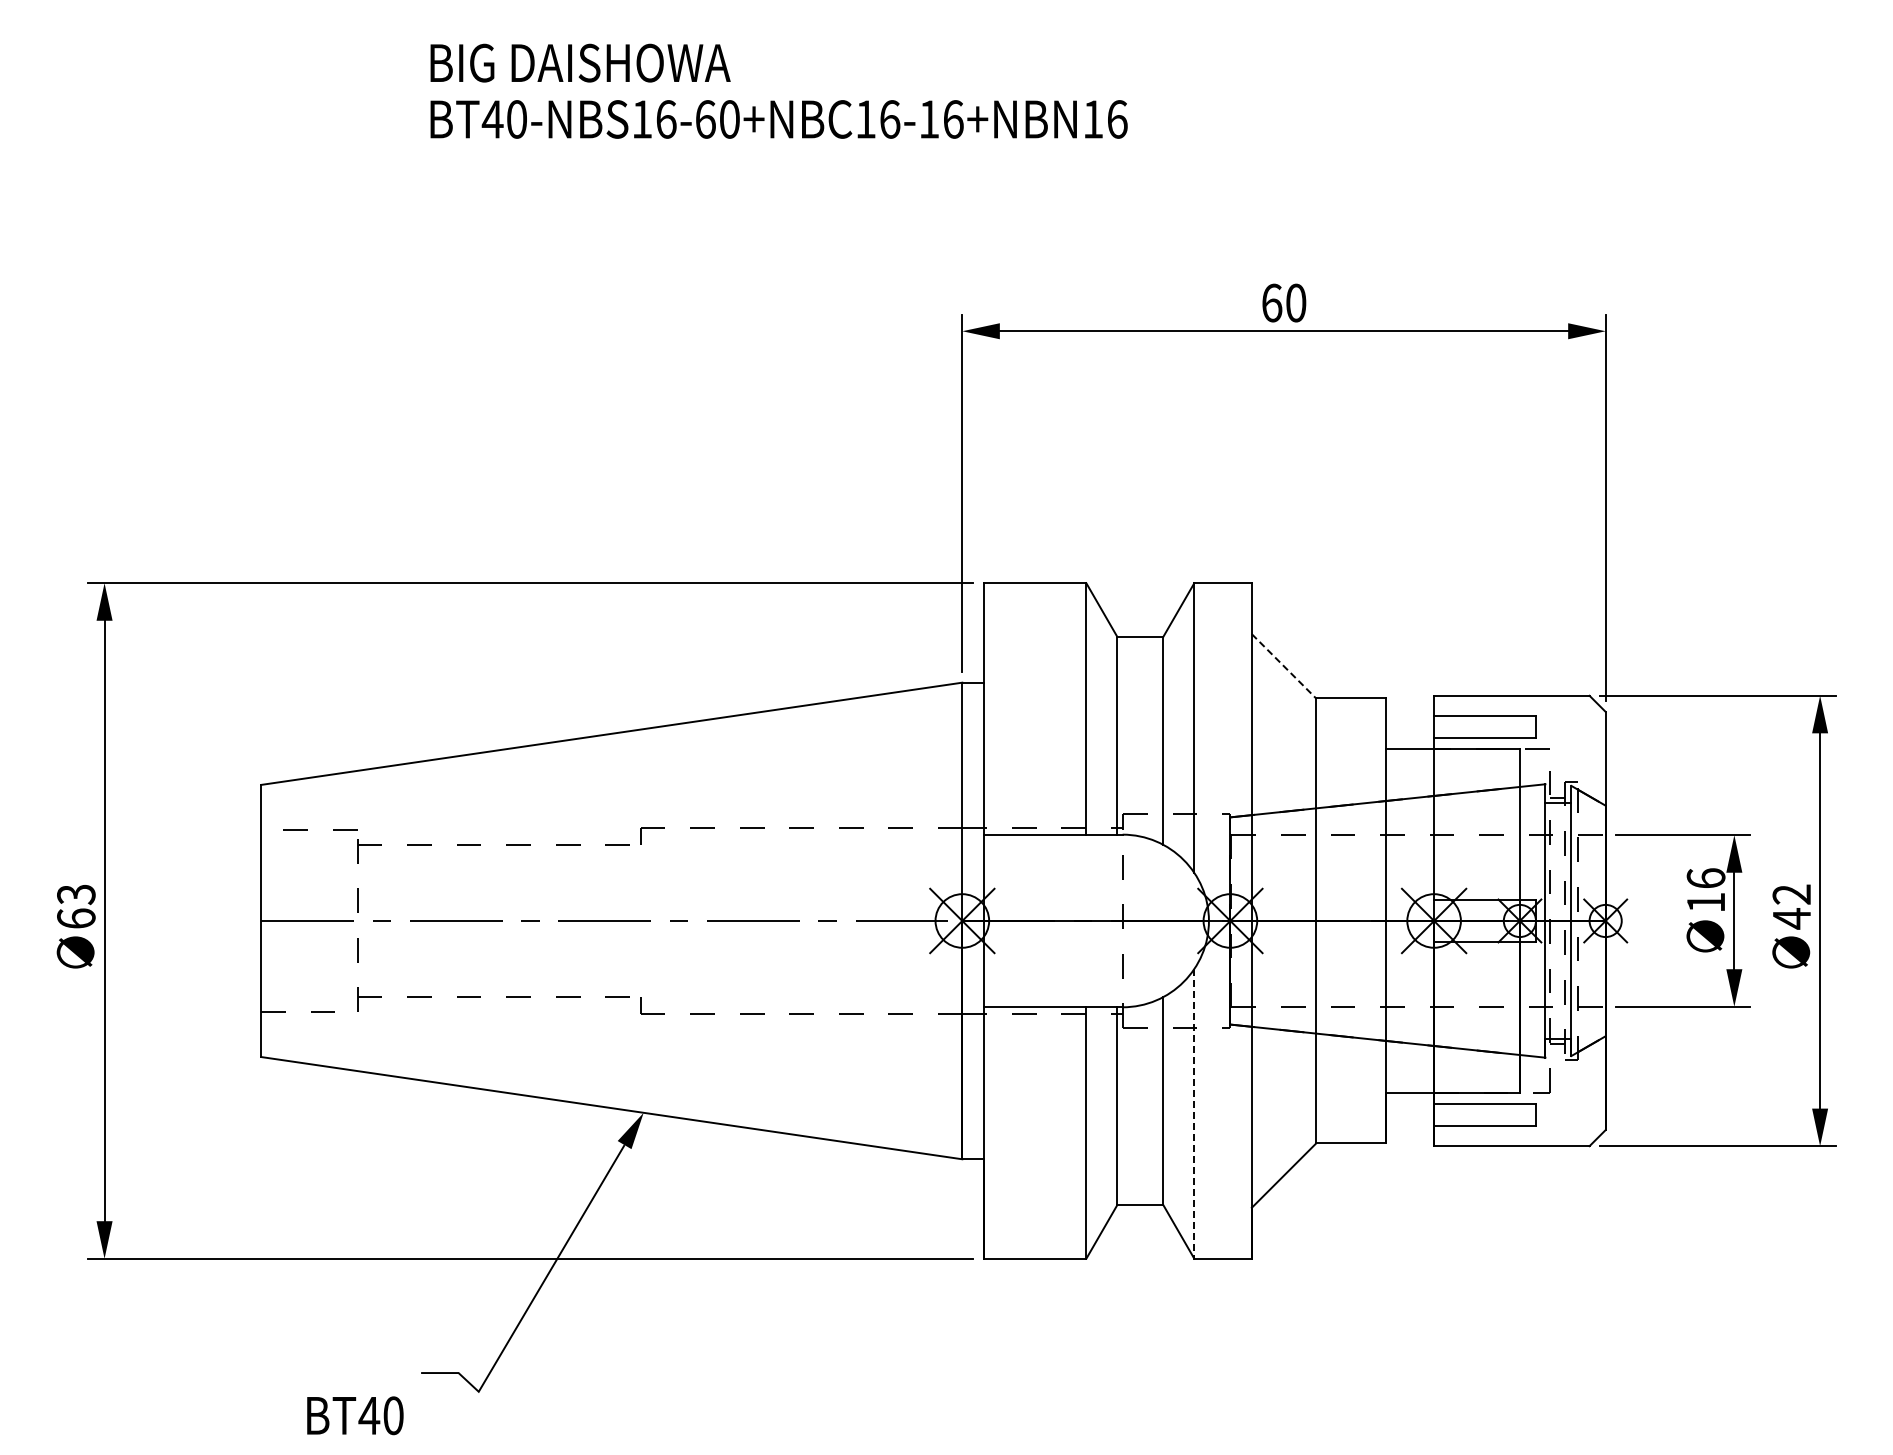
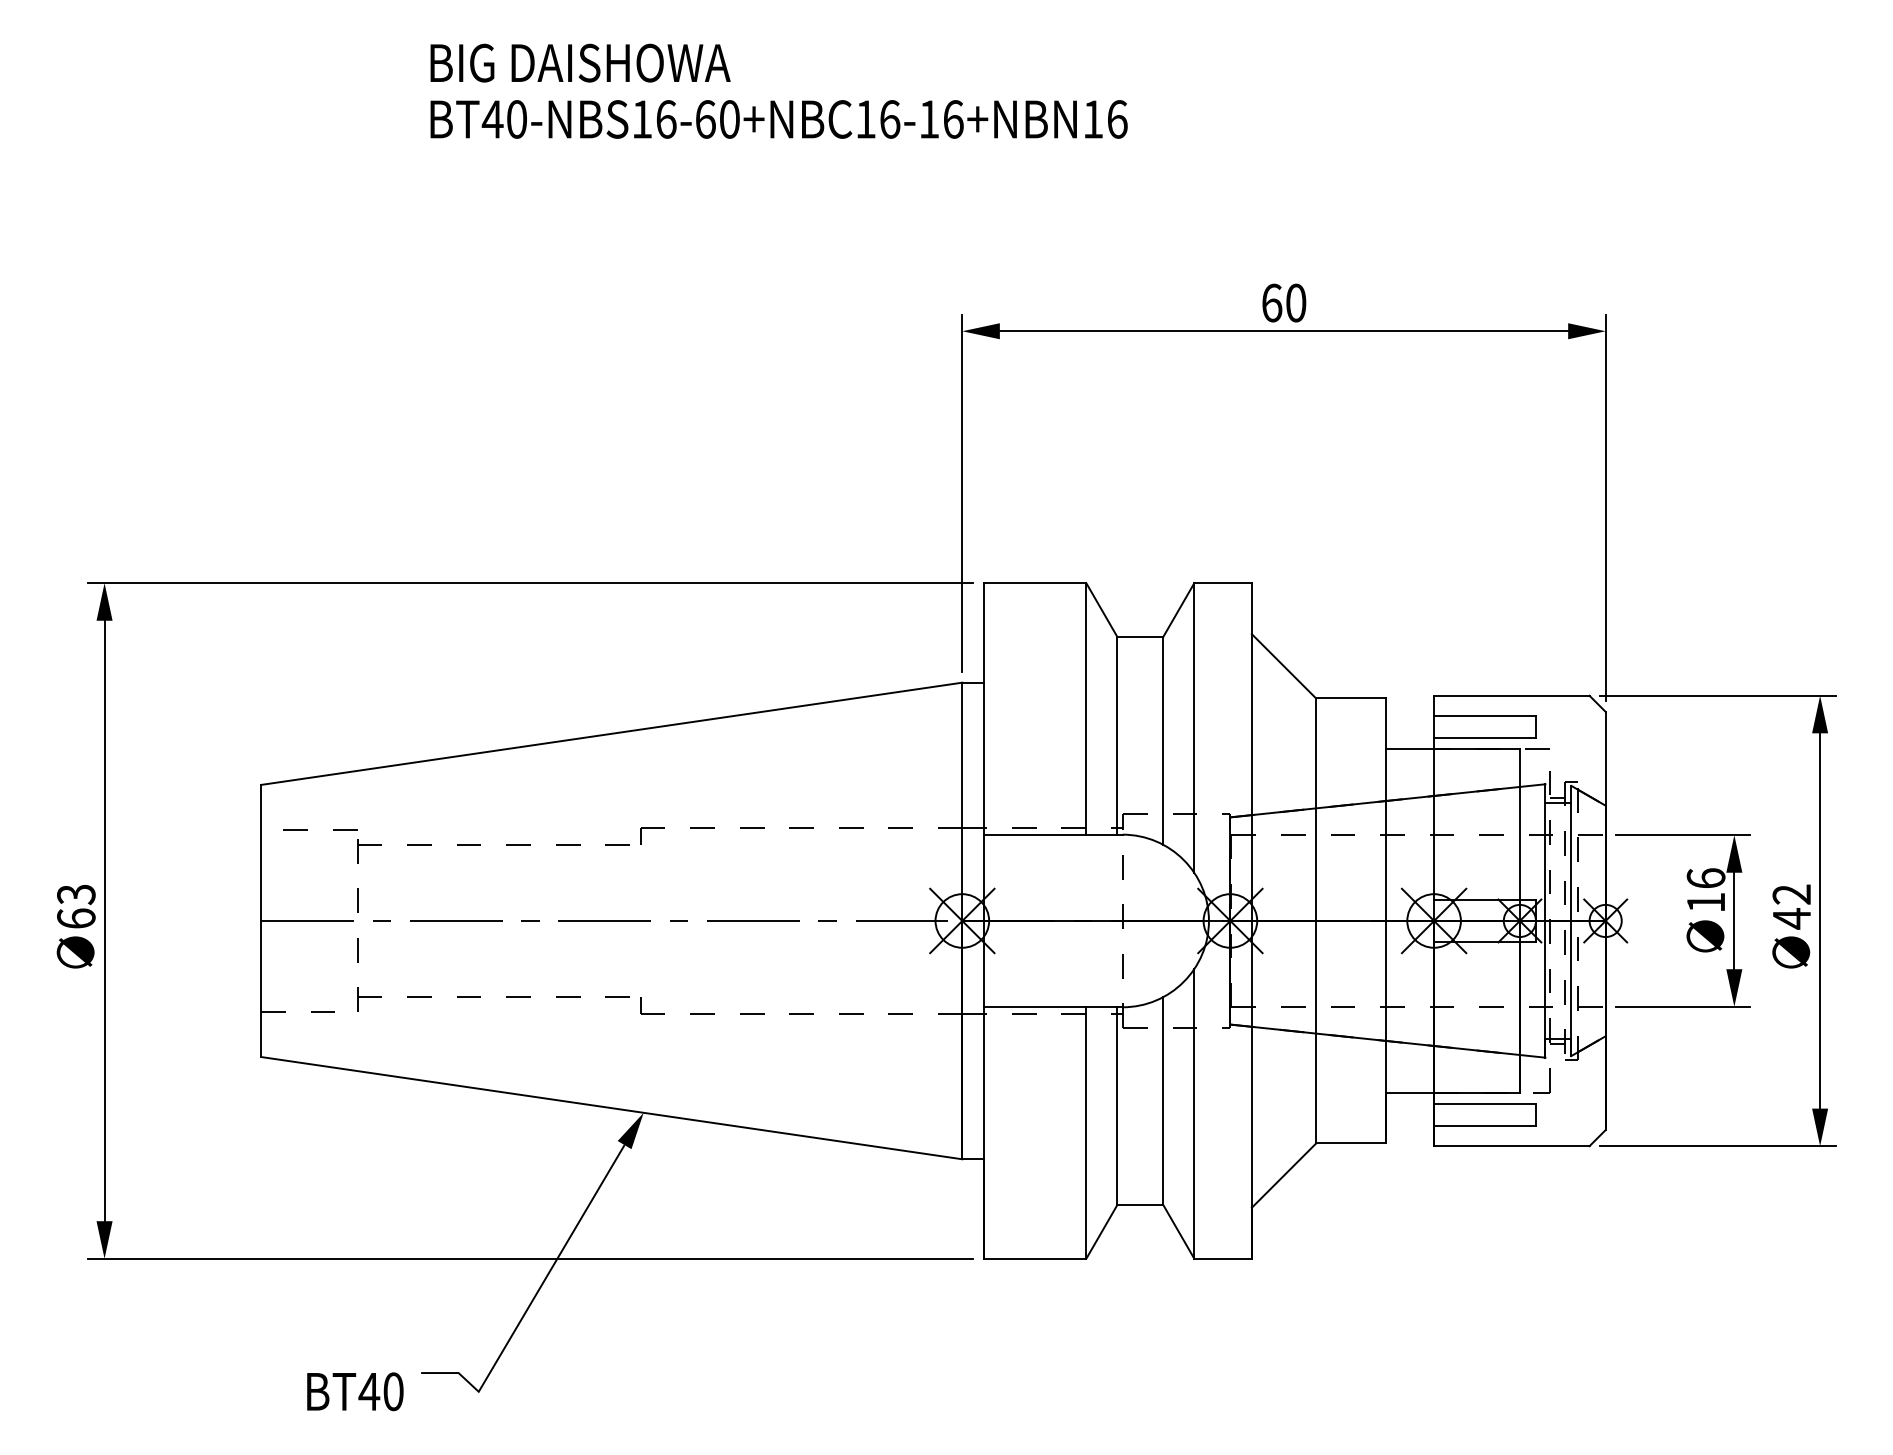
line: dashed -> solid (1284, 666)
line: dashed -> solid (1194, 1113)
text position: (355, 1415) -> (355, 1391) (355, 1391)
